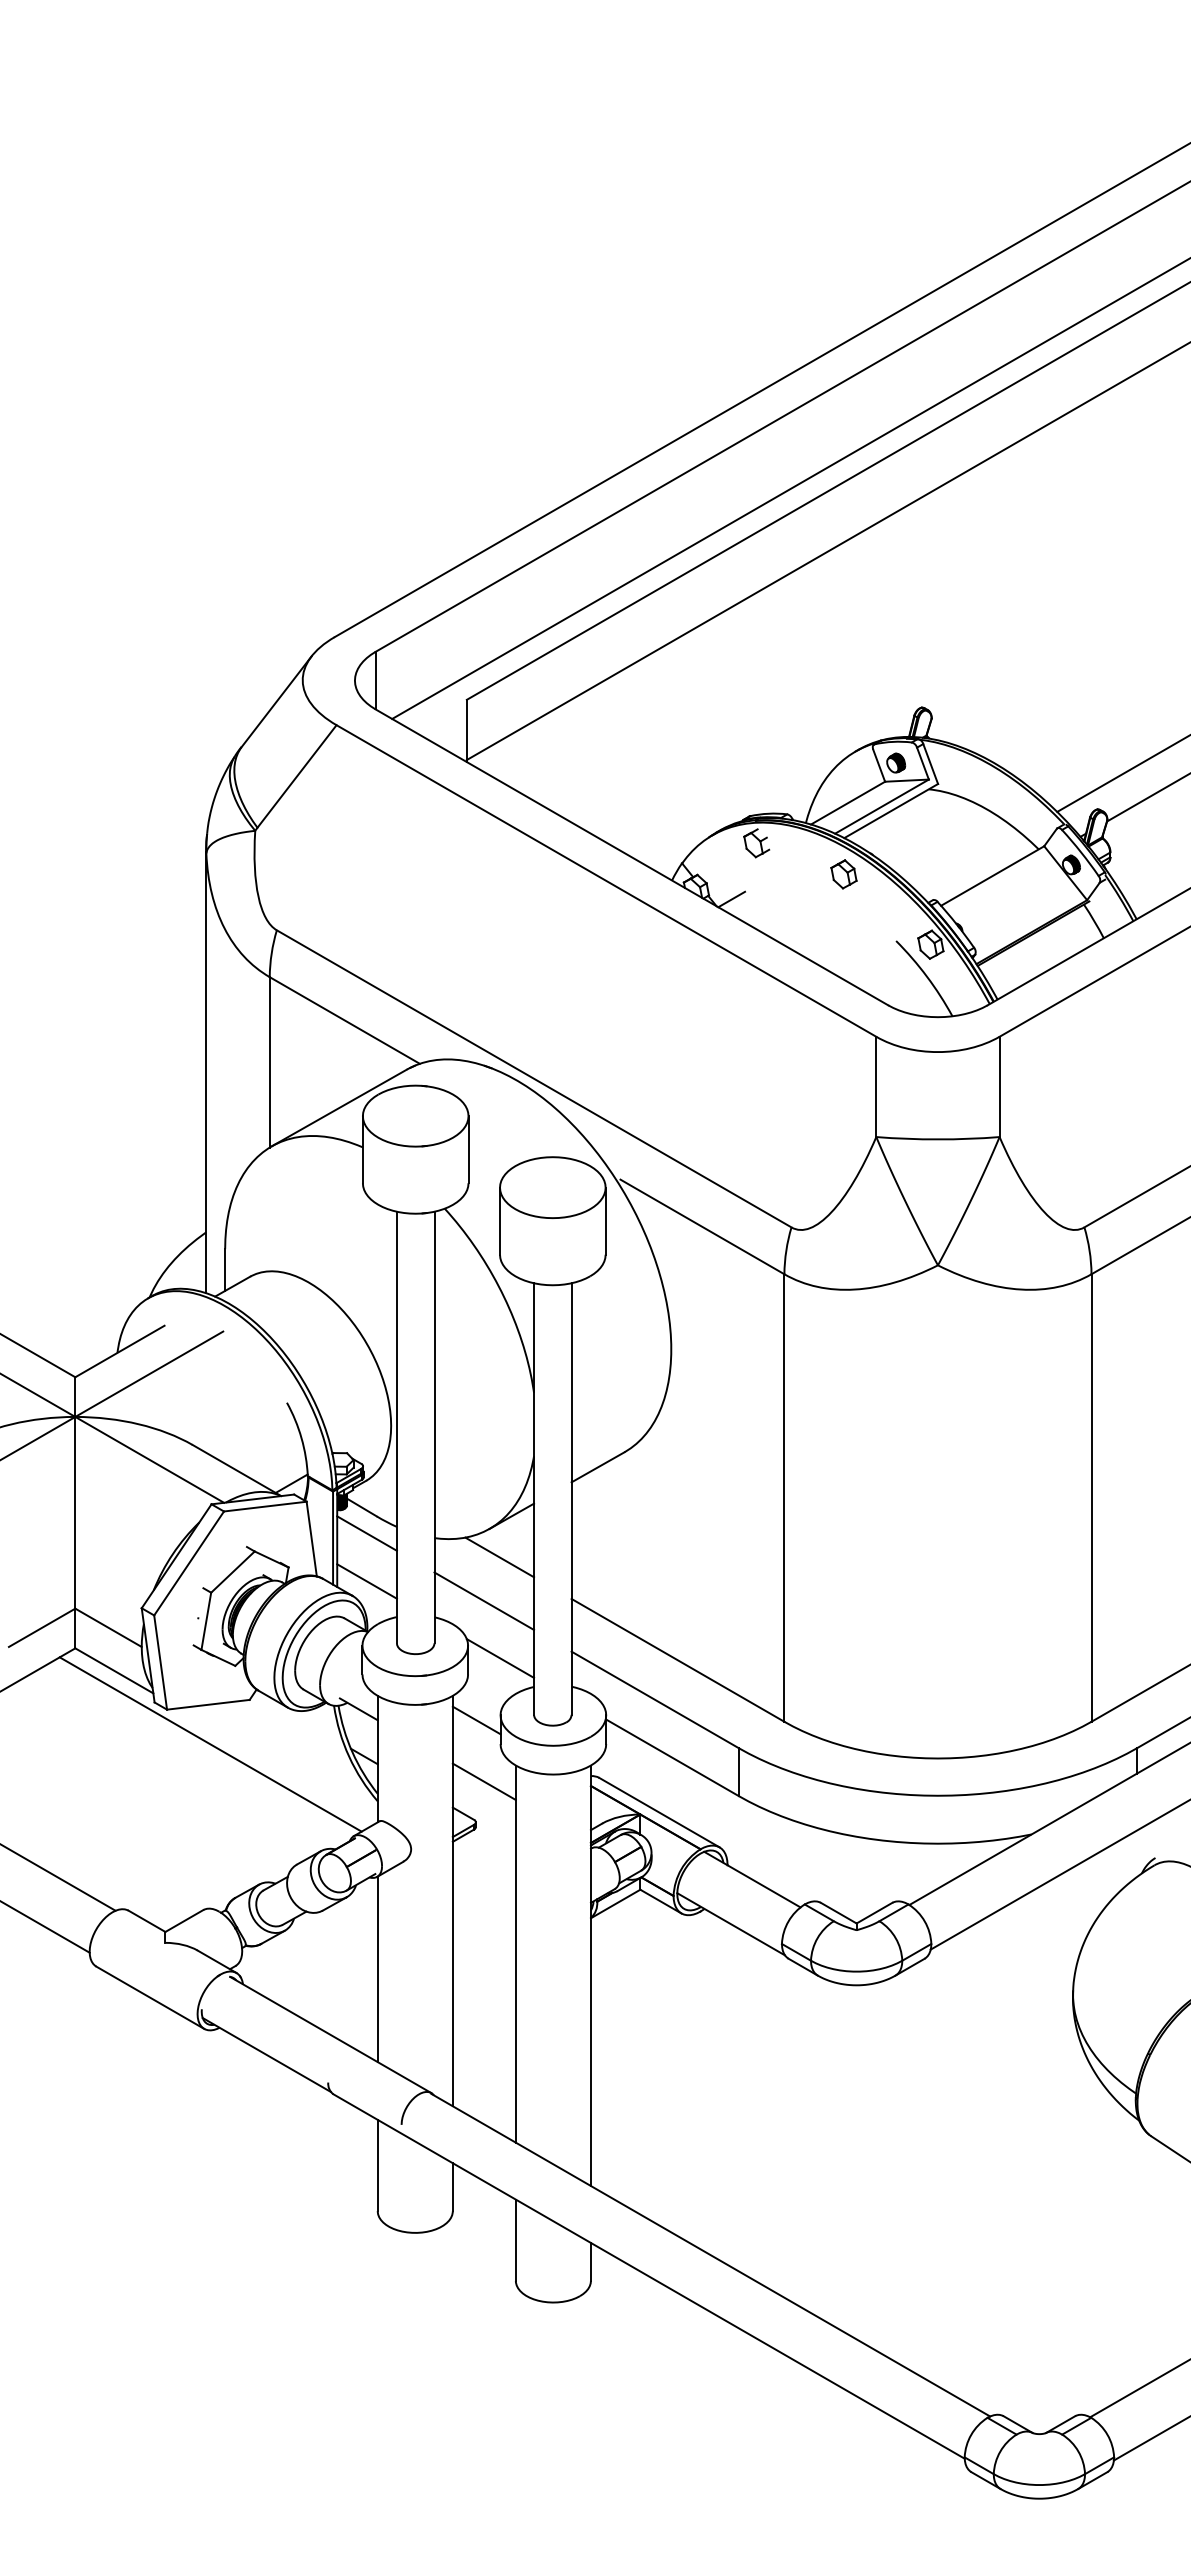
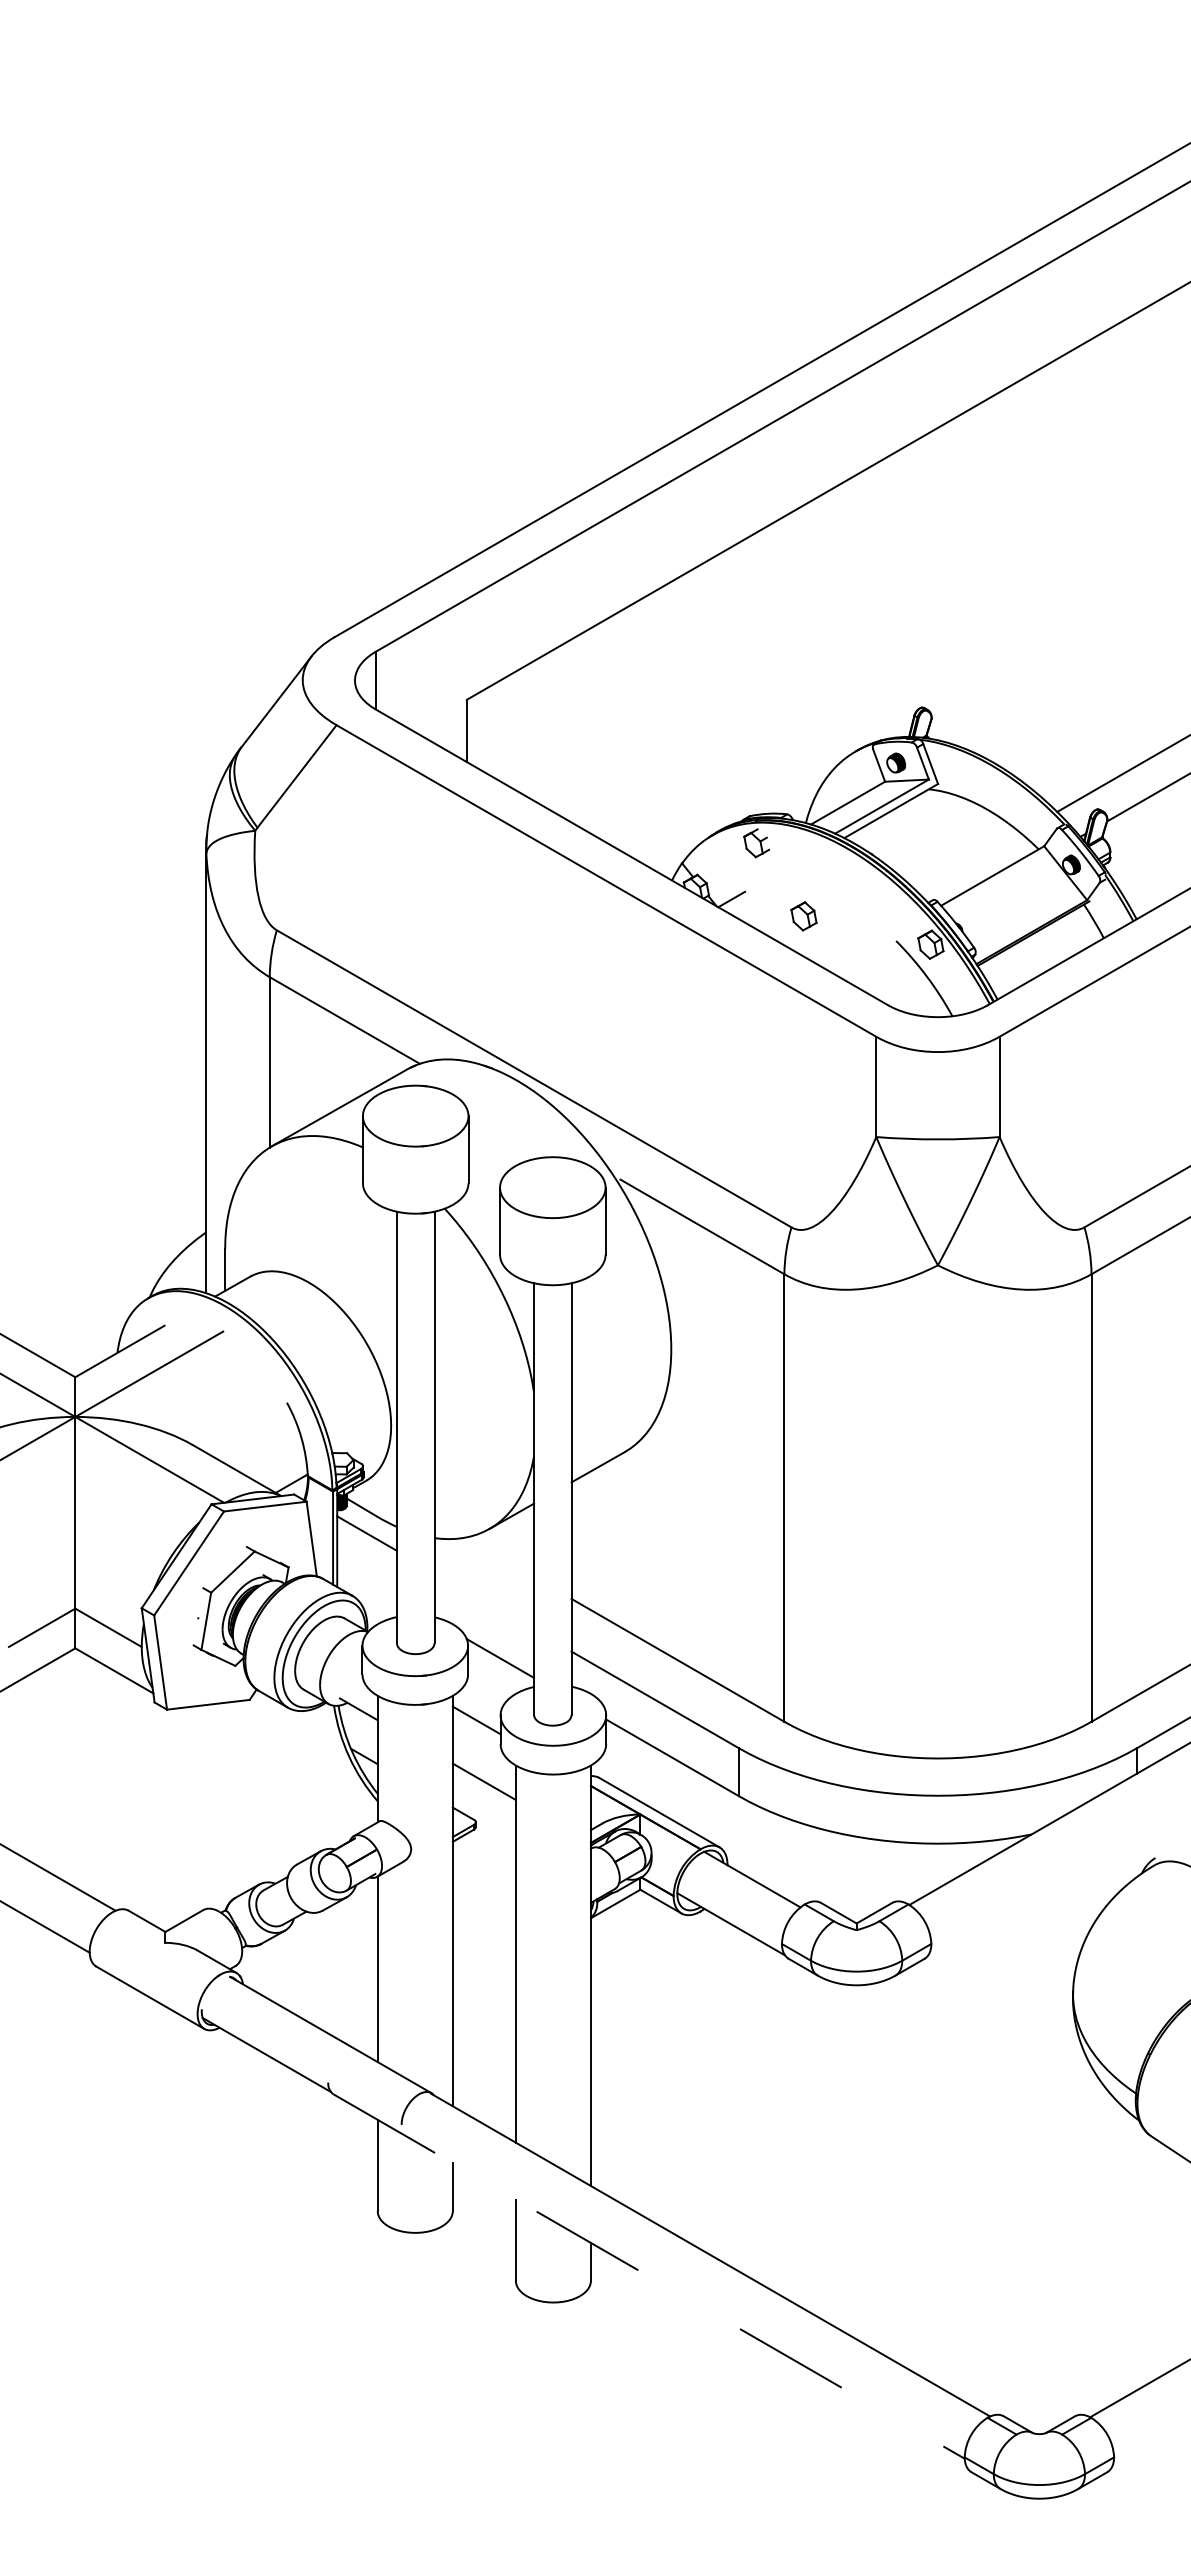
line: present -> none (789, 488)
line: present -> none (826, 551)
part position: (843, 874) -> (803, 916) (803, 916)
line: present -> none (499, 1557)
line: present -> none (366, 1581)
line: present -> none (484, 1600)
line: present -> none (210, 1744)
line: present -> none (1058, 1875)
line: solid -> dashed (649, 2276)
line: present -> none (1150, 2438)
